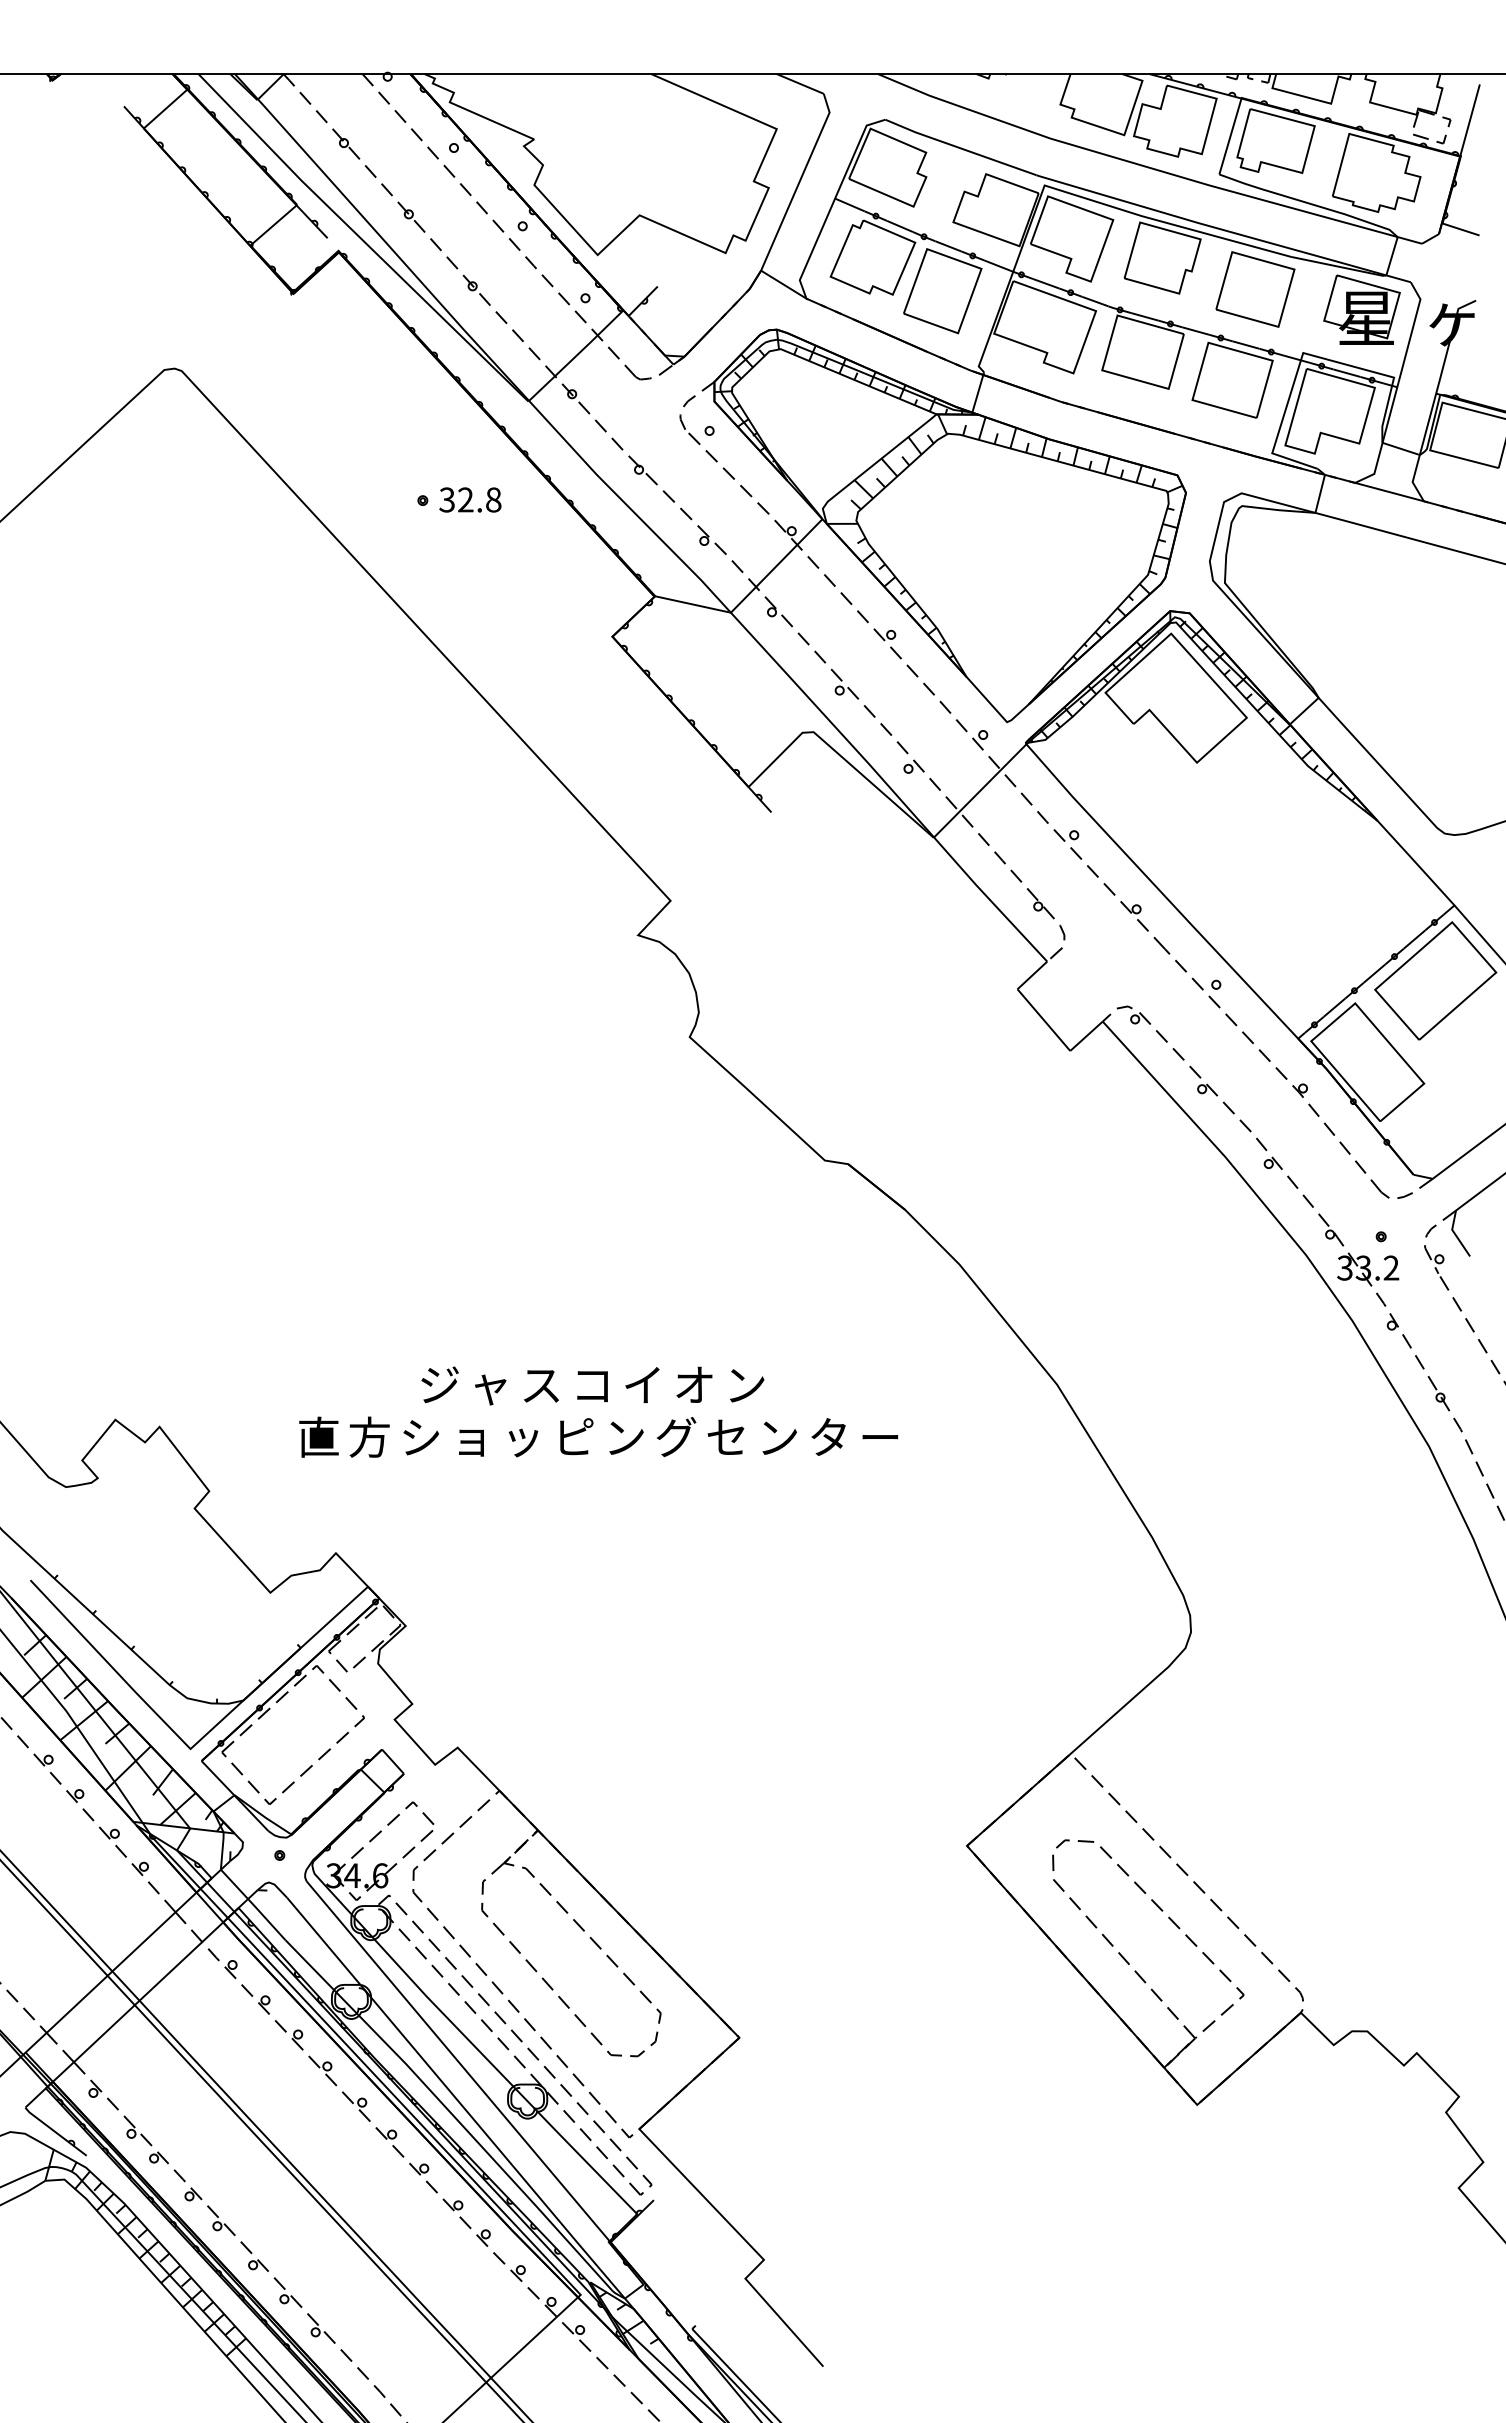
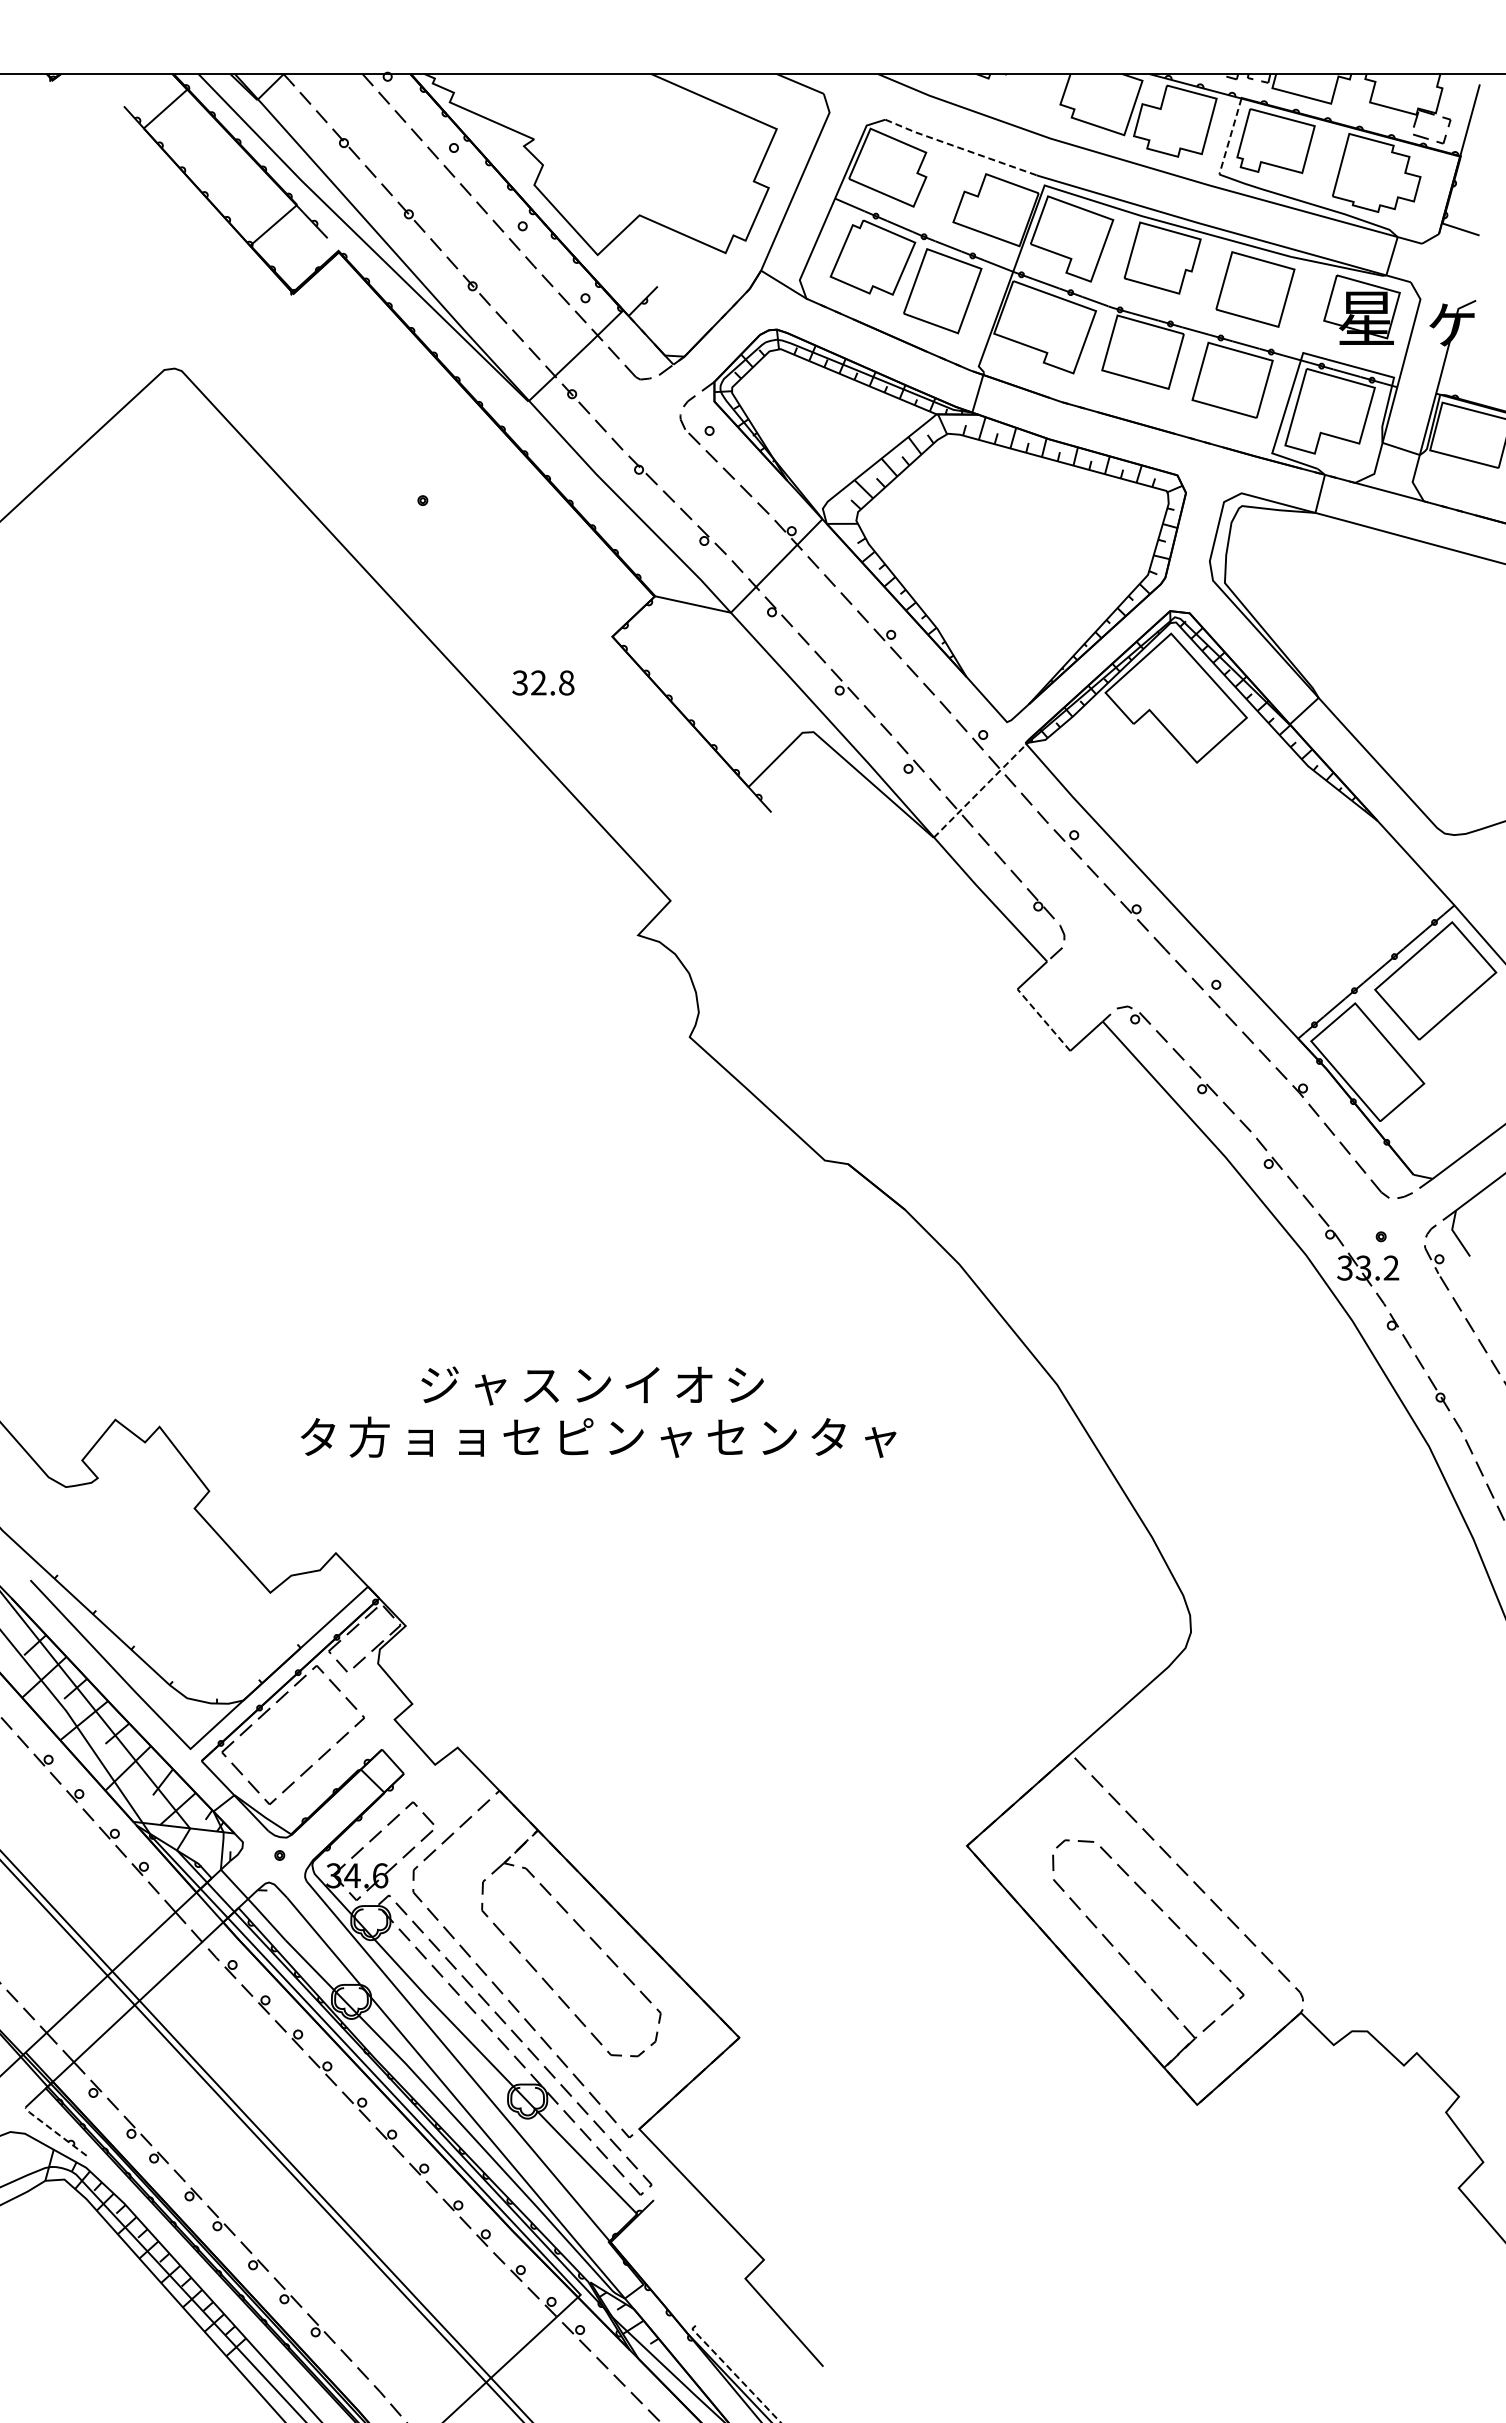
line: solid -> dashed (1230, 136)
line: solid -> dashed (960, 148)
text position: (470, 499) -> (543, 682) (543, 682)
line: solid -> dashed (980, 790)
line: solid -> dashed (1043, 1020)
text: ン -> シ (746, 1384)
text: コ -> ン (593, 1385)
text: 直 -> タ (318, 1436)
text: グ -> ャ (676, 1437)
text: シ -> ョ (420, 1438)
text: ッ -> セ (521, 1438)
text: ー -> ャ (880, 1442)
line: solid -> dashed (54, 2131)
line: solid -> dashed (736, 2375)
